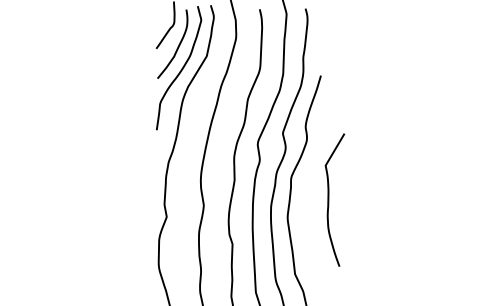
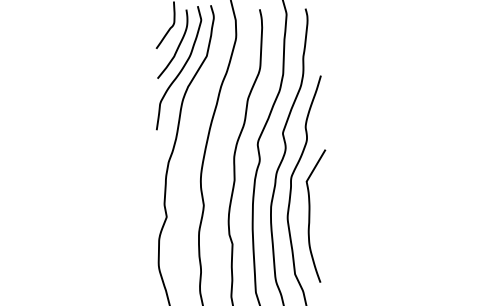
curve position: (329, 199) -> (310, 215) (310, 215)
